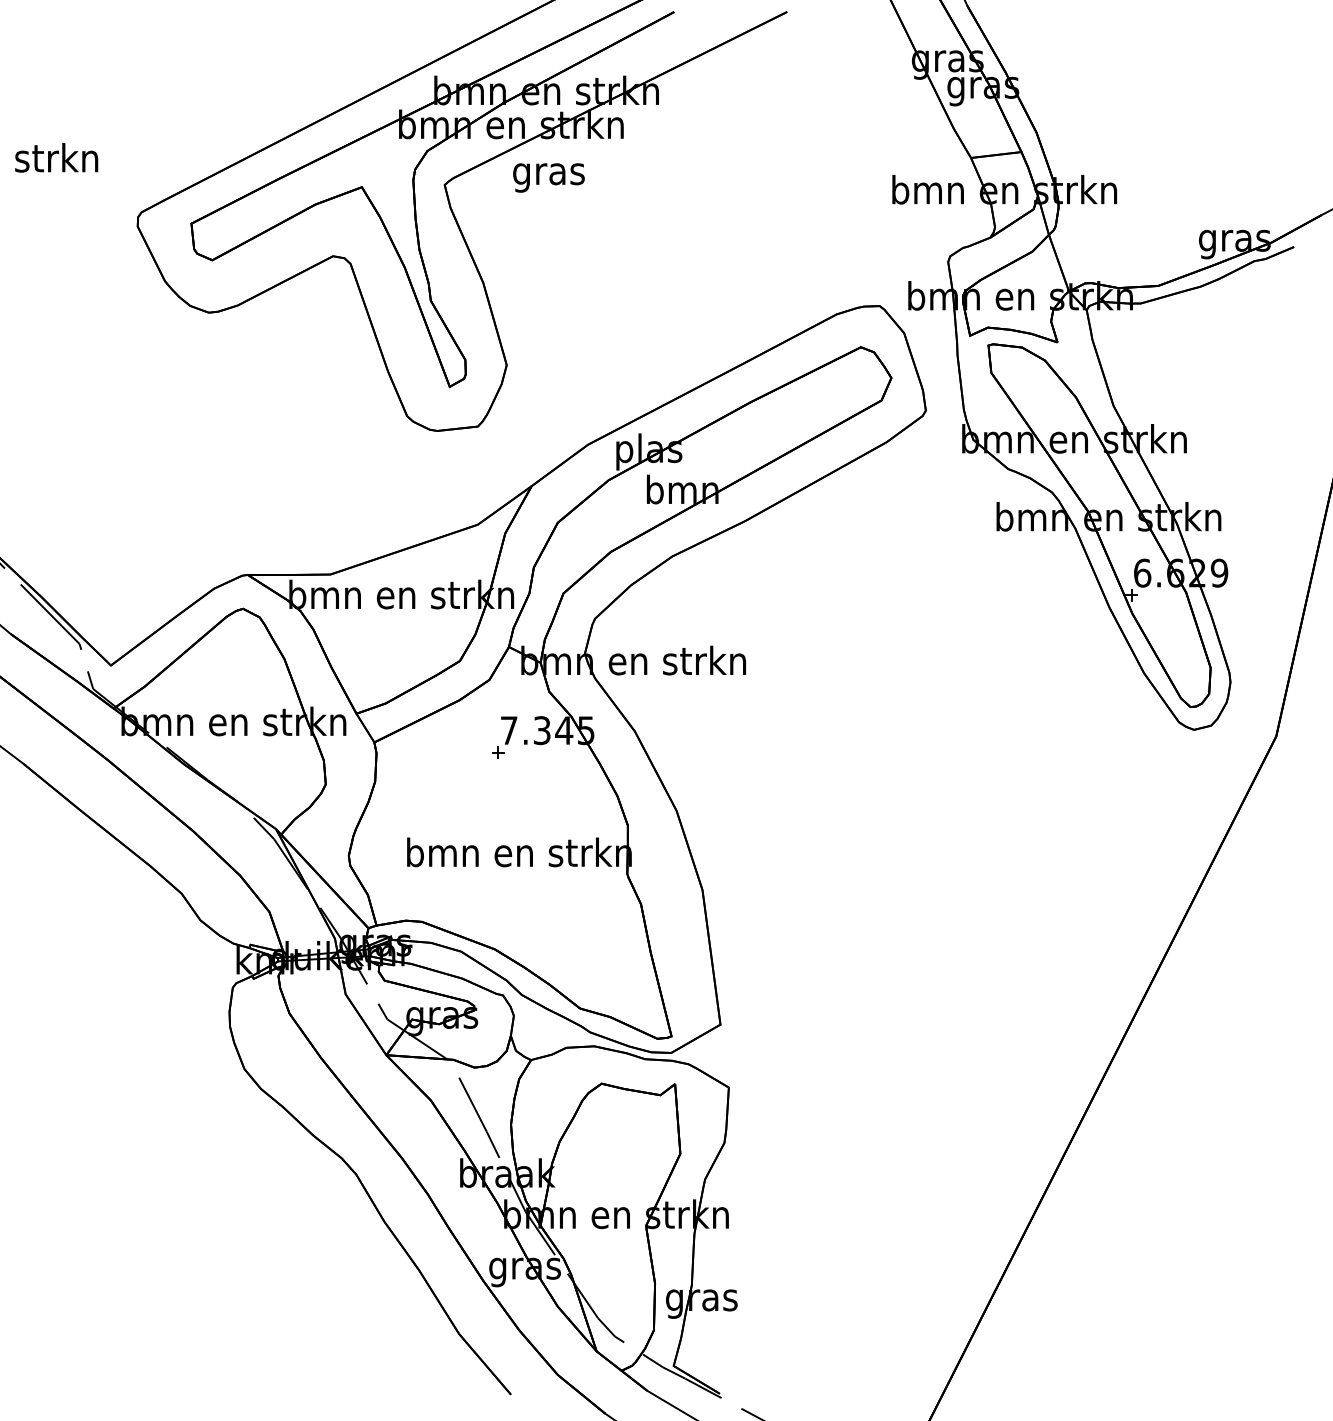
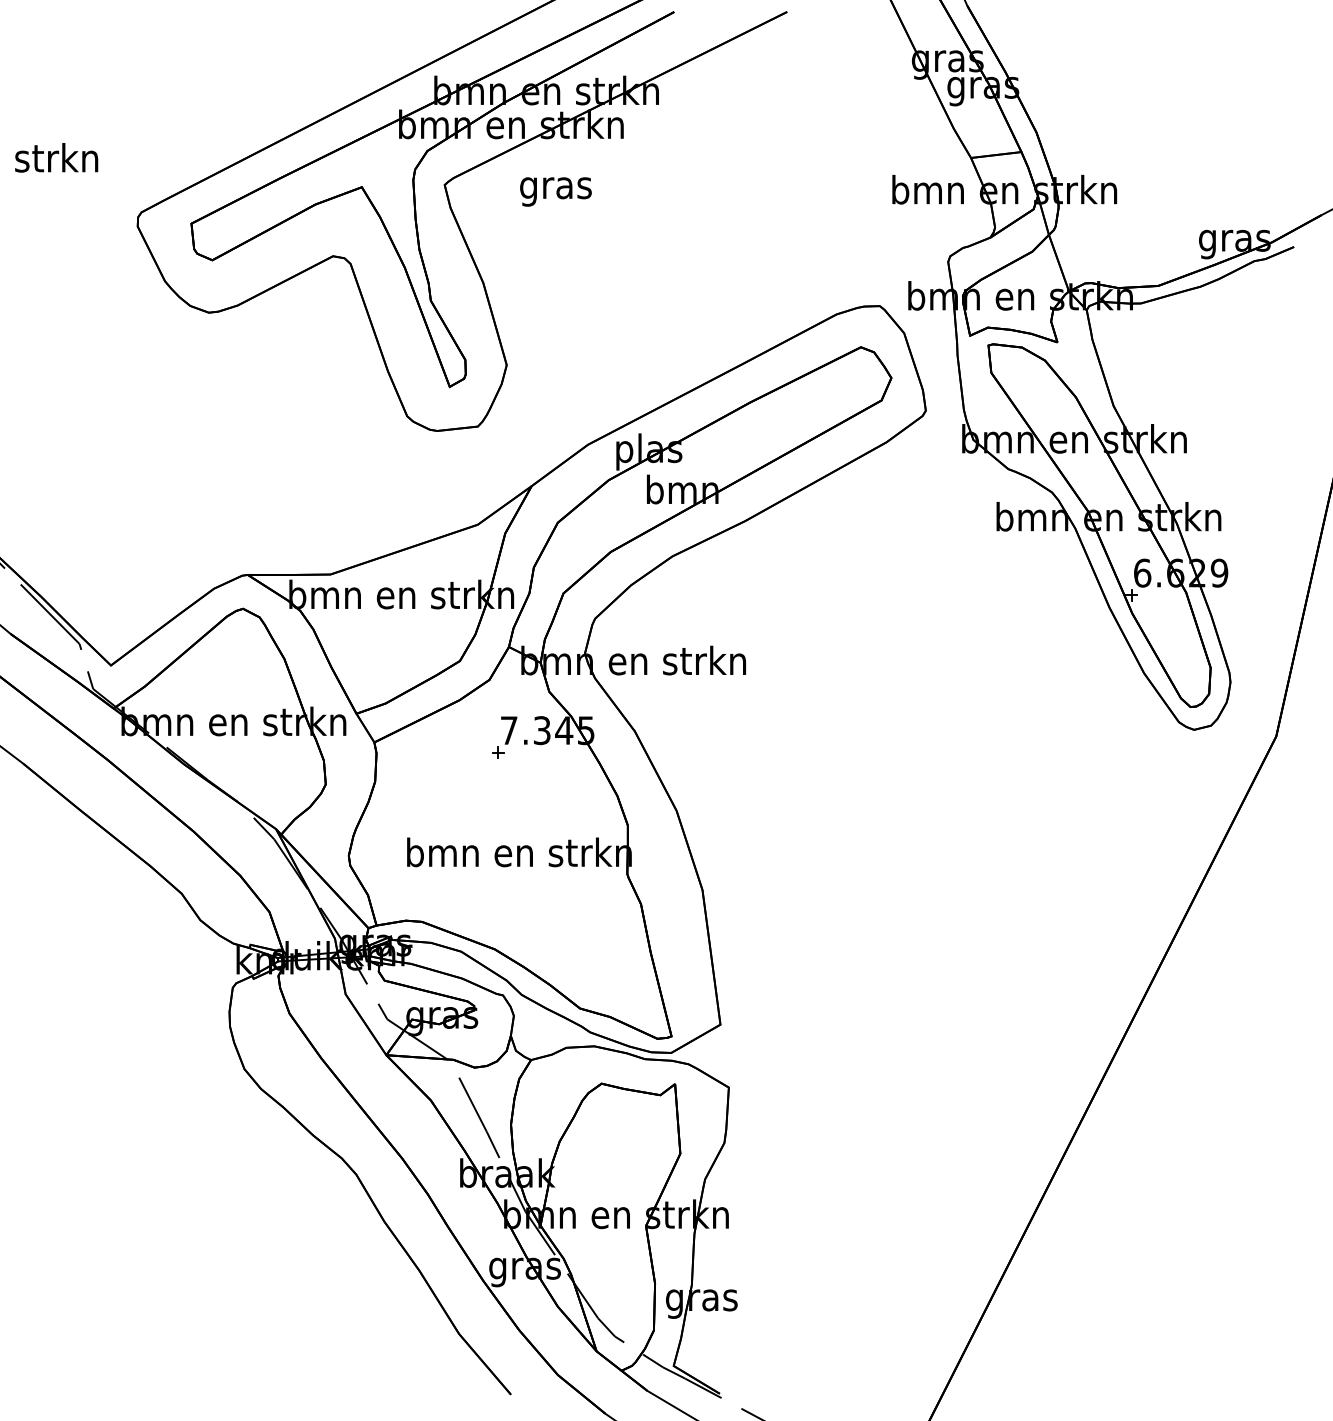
text position: (548, 177) -> (555, 191) (555, 191)
